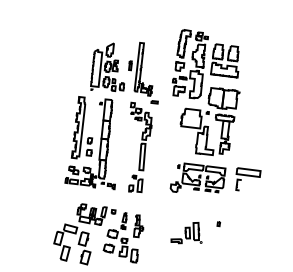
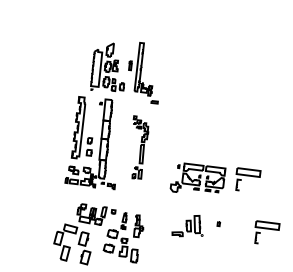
part: present -> none (206, 92)
part size: 25x93 px -> 19x65 px (140, 147)
part: none -> present (267, 232)
part position: (186, 233) -> (187, 226) (187, 226)
